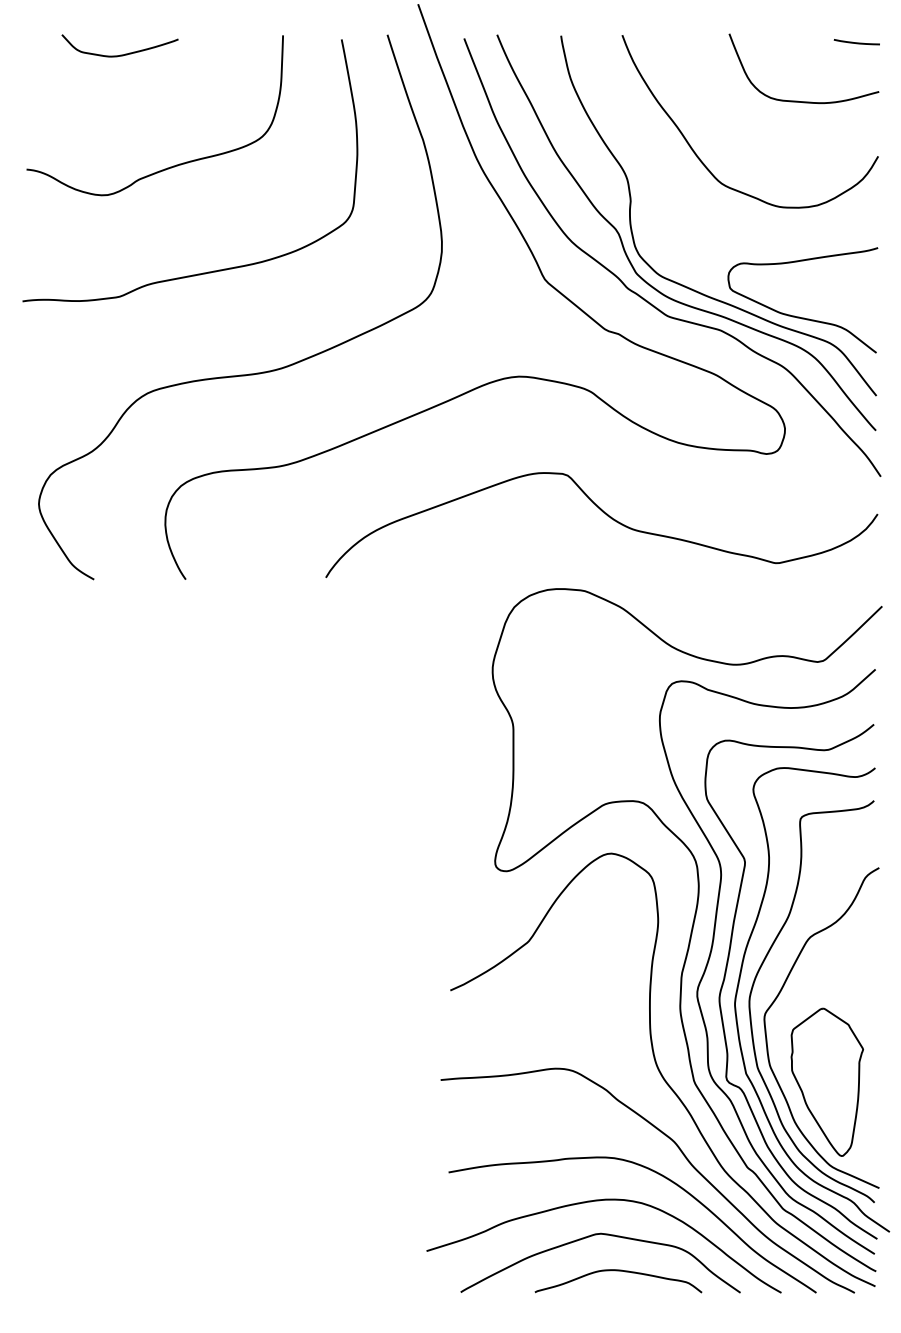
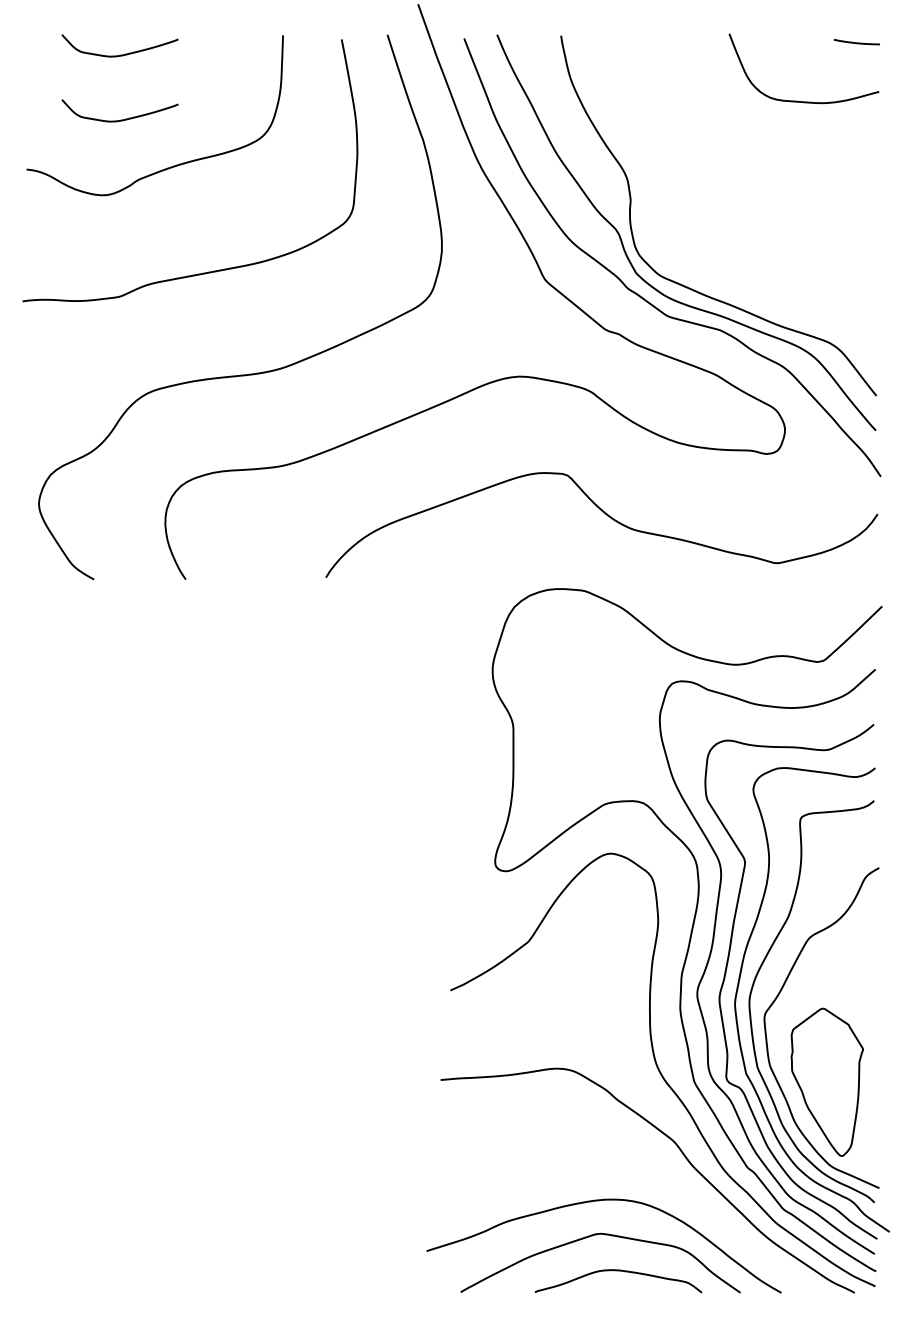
curve: none -> present (120, 119)
curve: present -> none (700, 158)
curve: present -> none (799, 316)
curve: present -> none (659, 1175)
